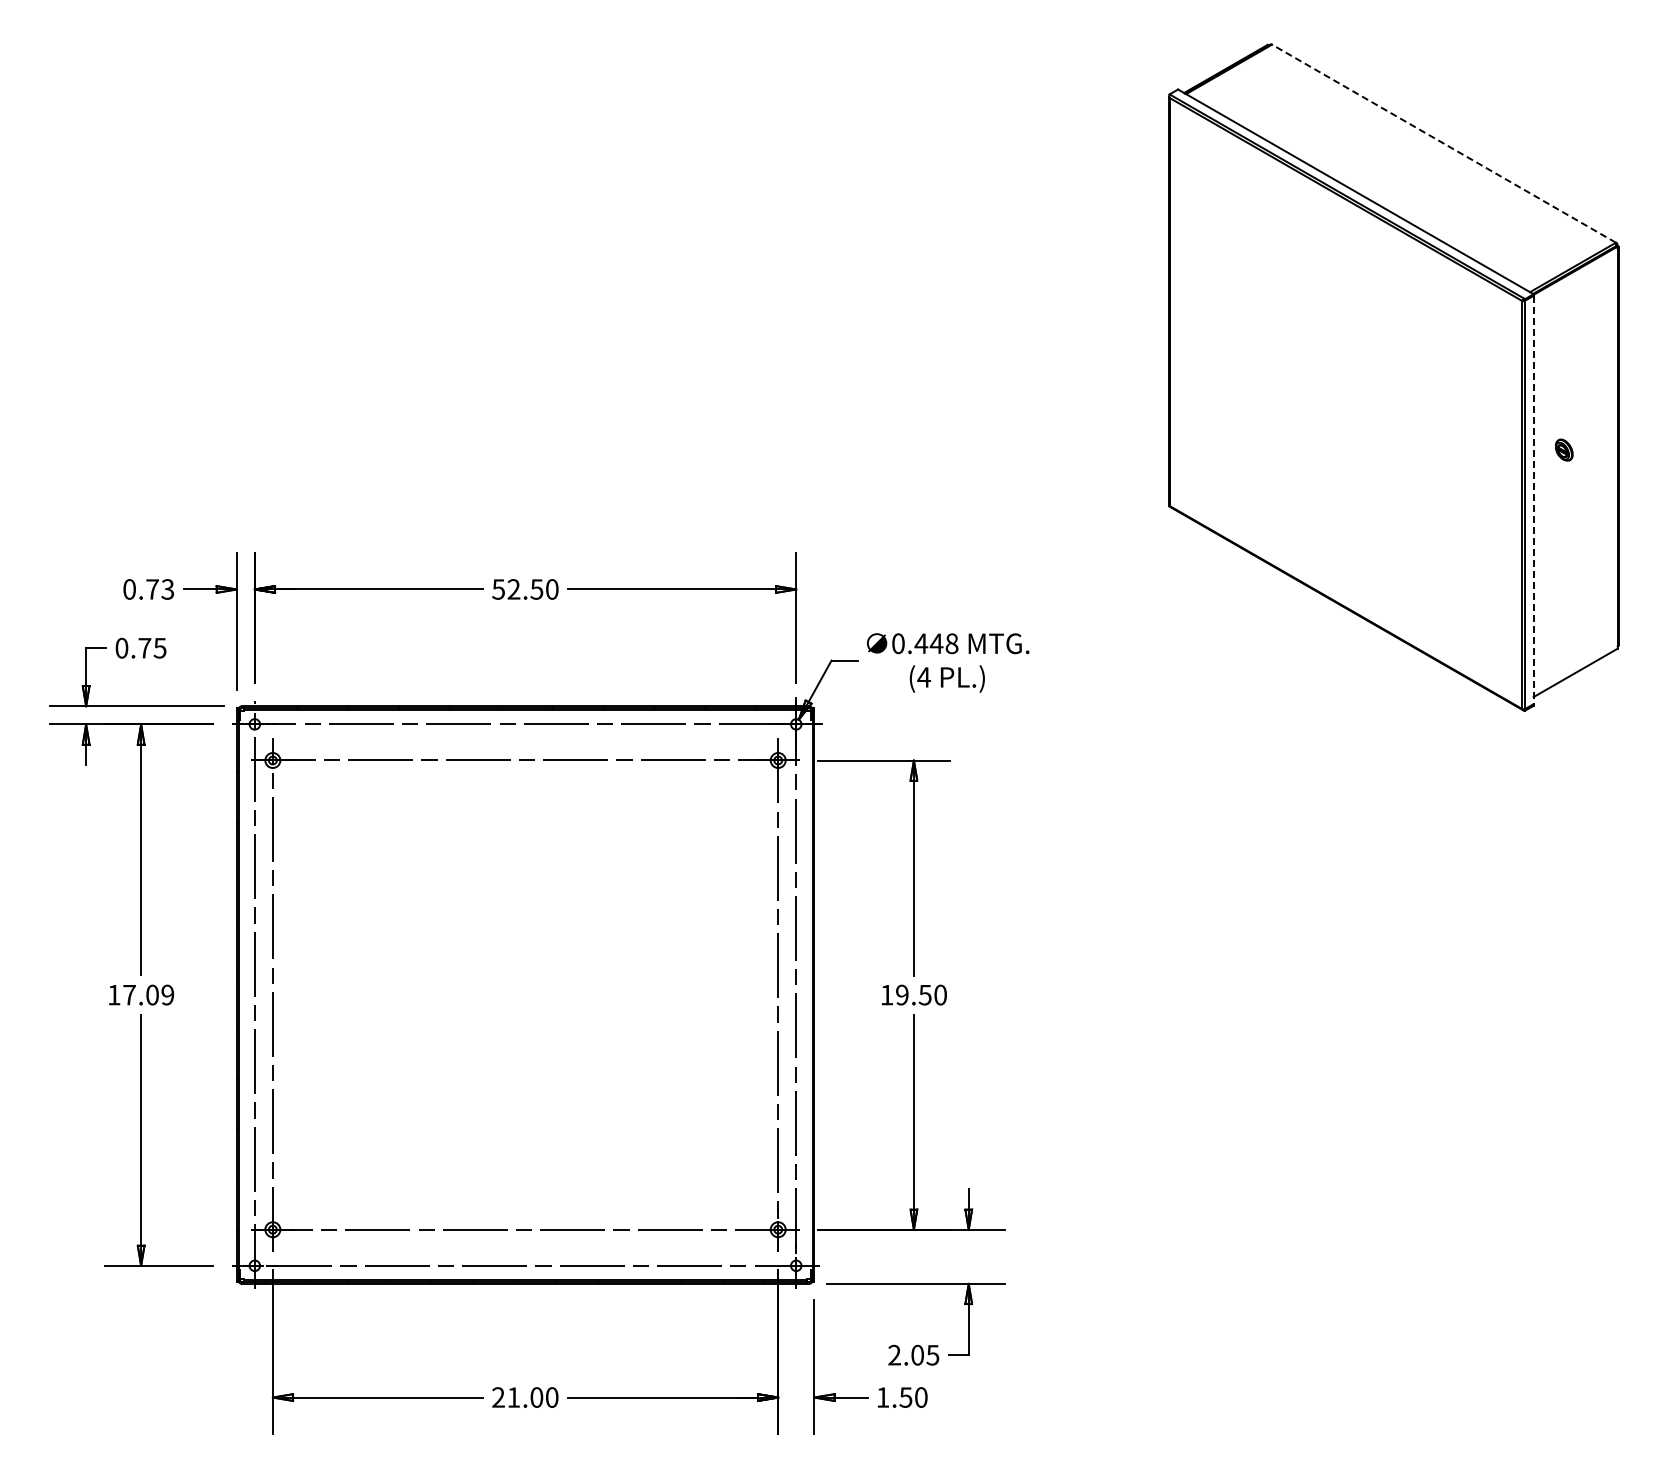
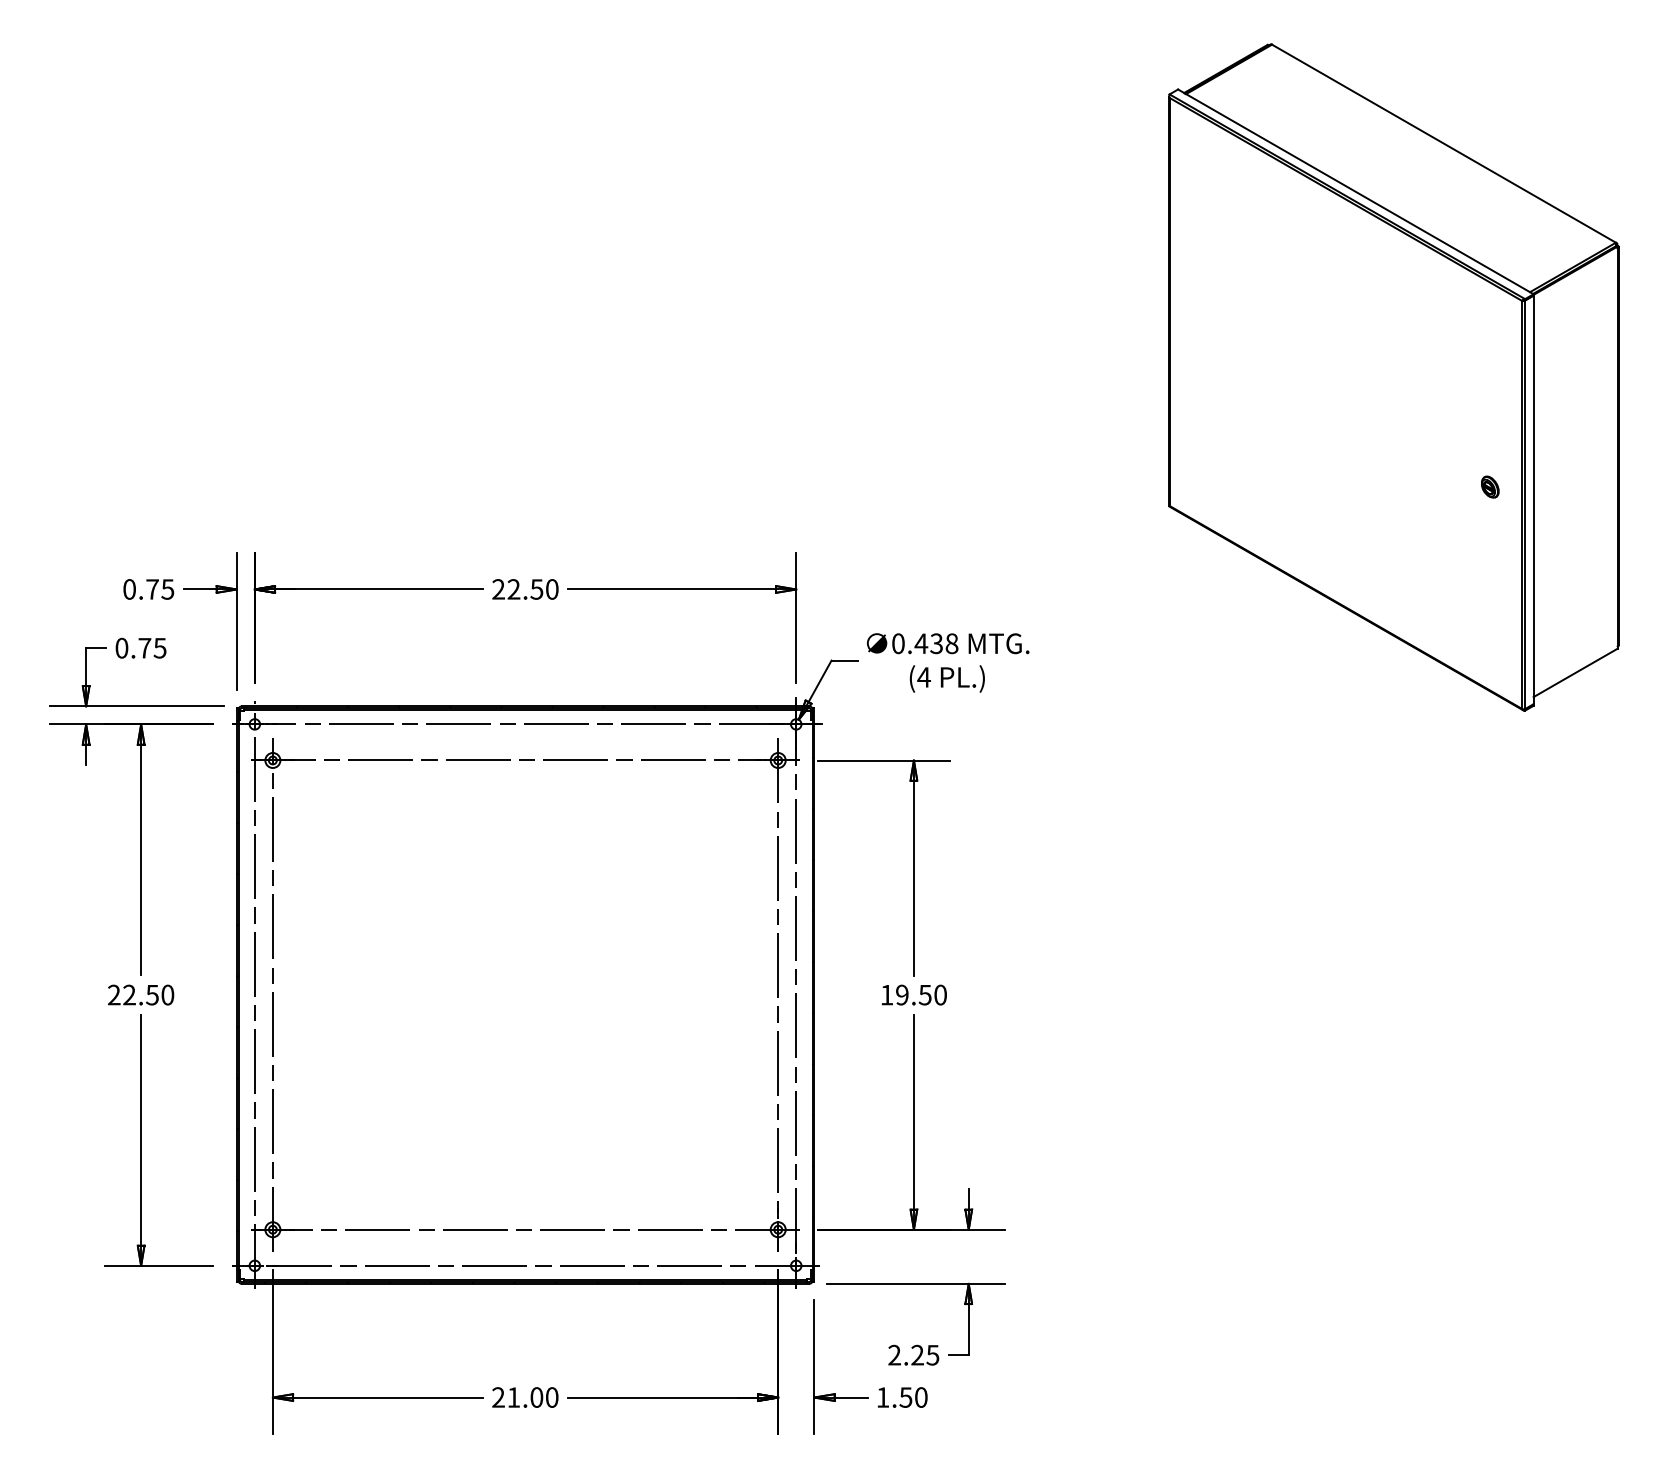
line: dashed -> solid (1443, 143)
part position: (1564, 449) -> (1490, 486) (1490, 486)
line: dashed -> solid (1533, 500)
text: 0.73 -> 0.75 (167, 589)
text: 52.50 -> 22.50 (498, 589)
text: 0.448 -> 0.438 (936, 643)
text: 17.09 -> 22.50 (141, 994)
text: 2.05 -> 2.25 (917, 1355)
